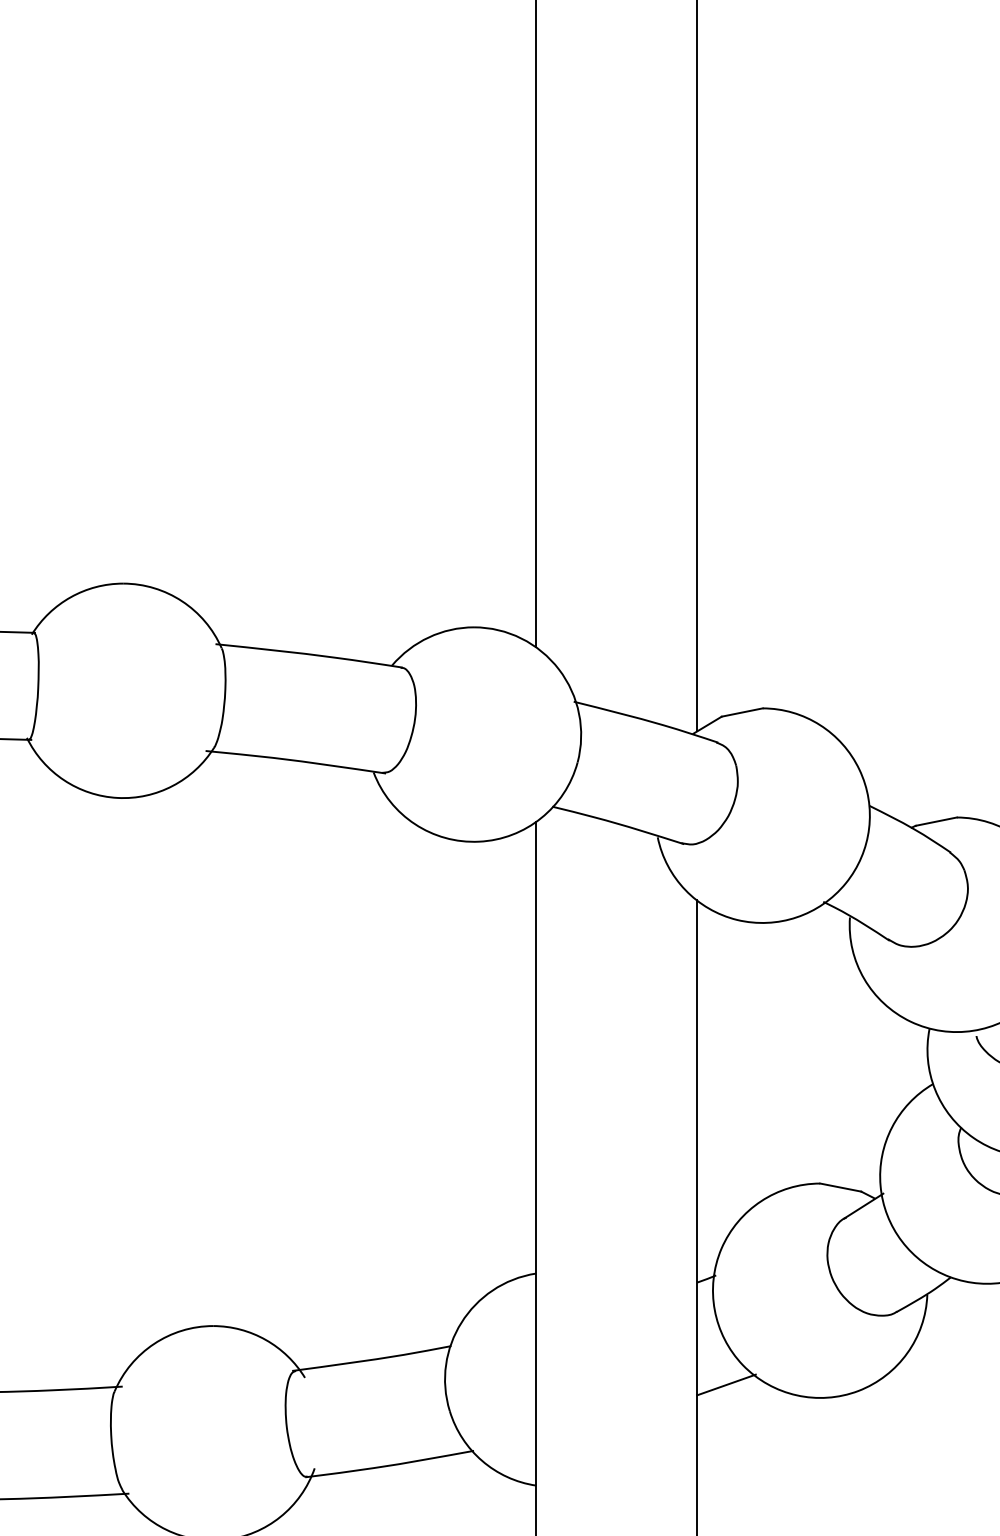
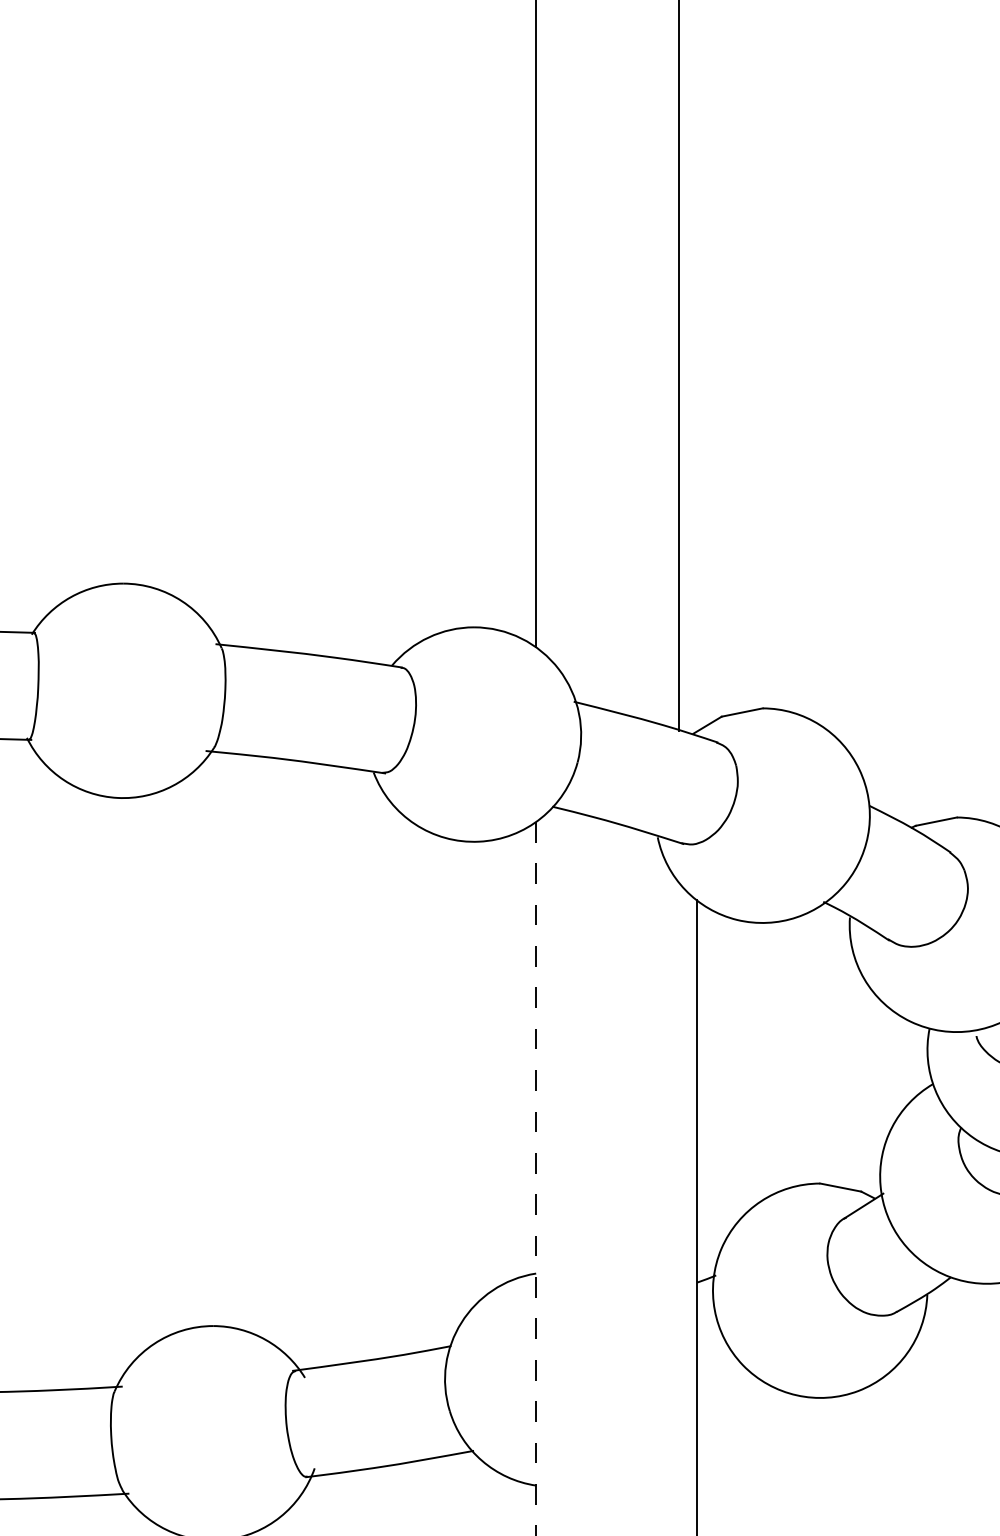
line position: (697, 366) -> (679, 366) (679, 366)
line: solid -> dashed (536, 1178)
line: present -> none (726, 1384)
